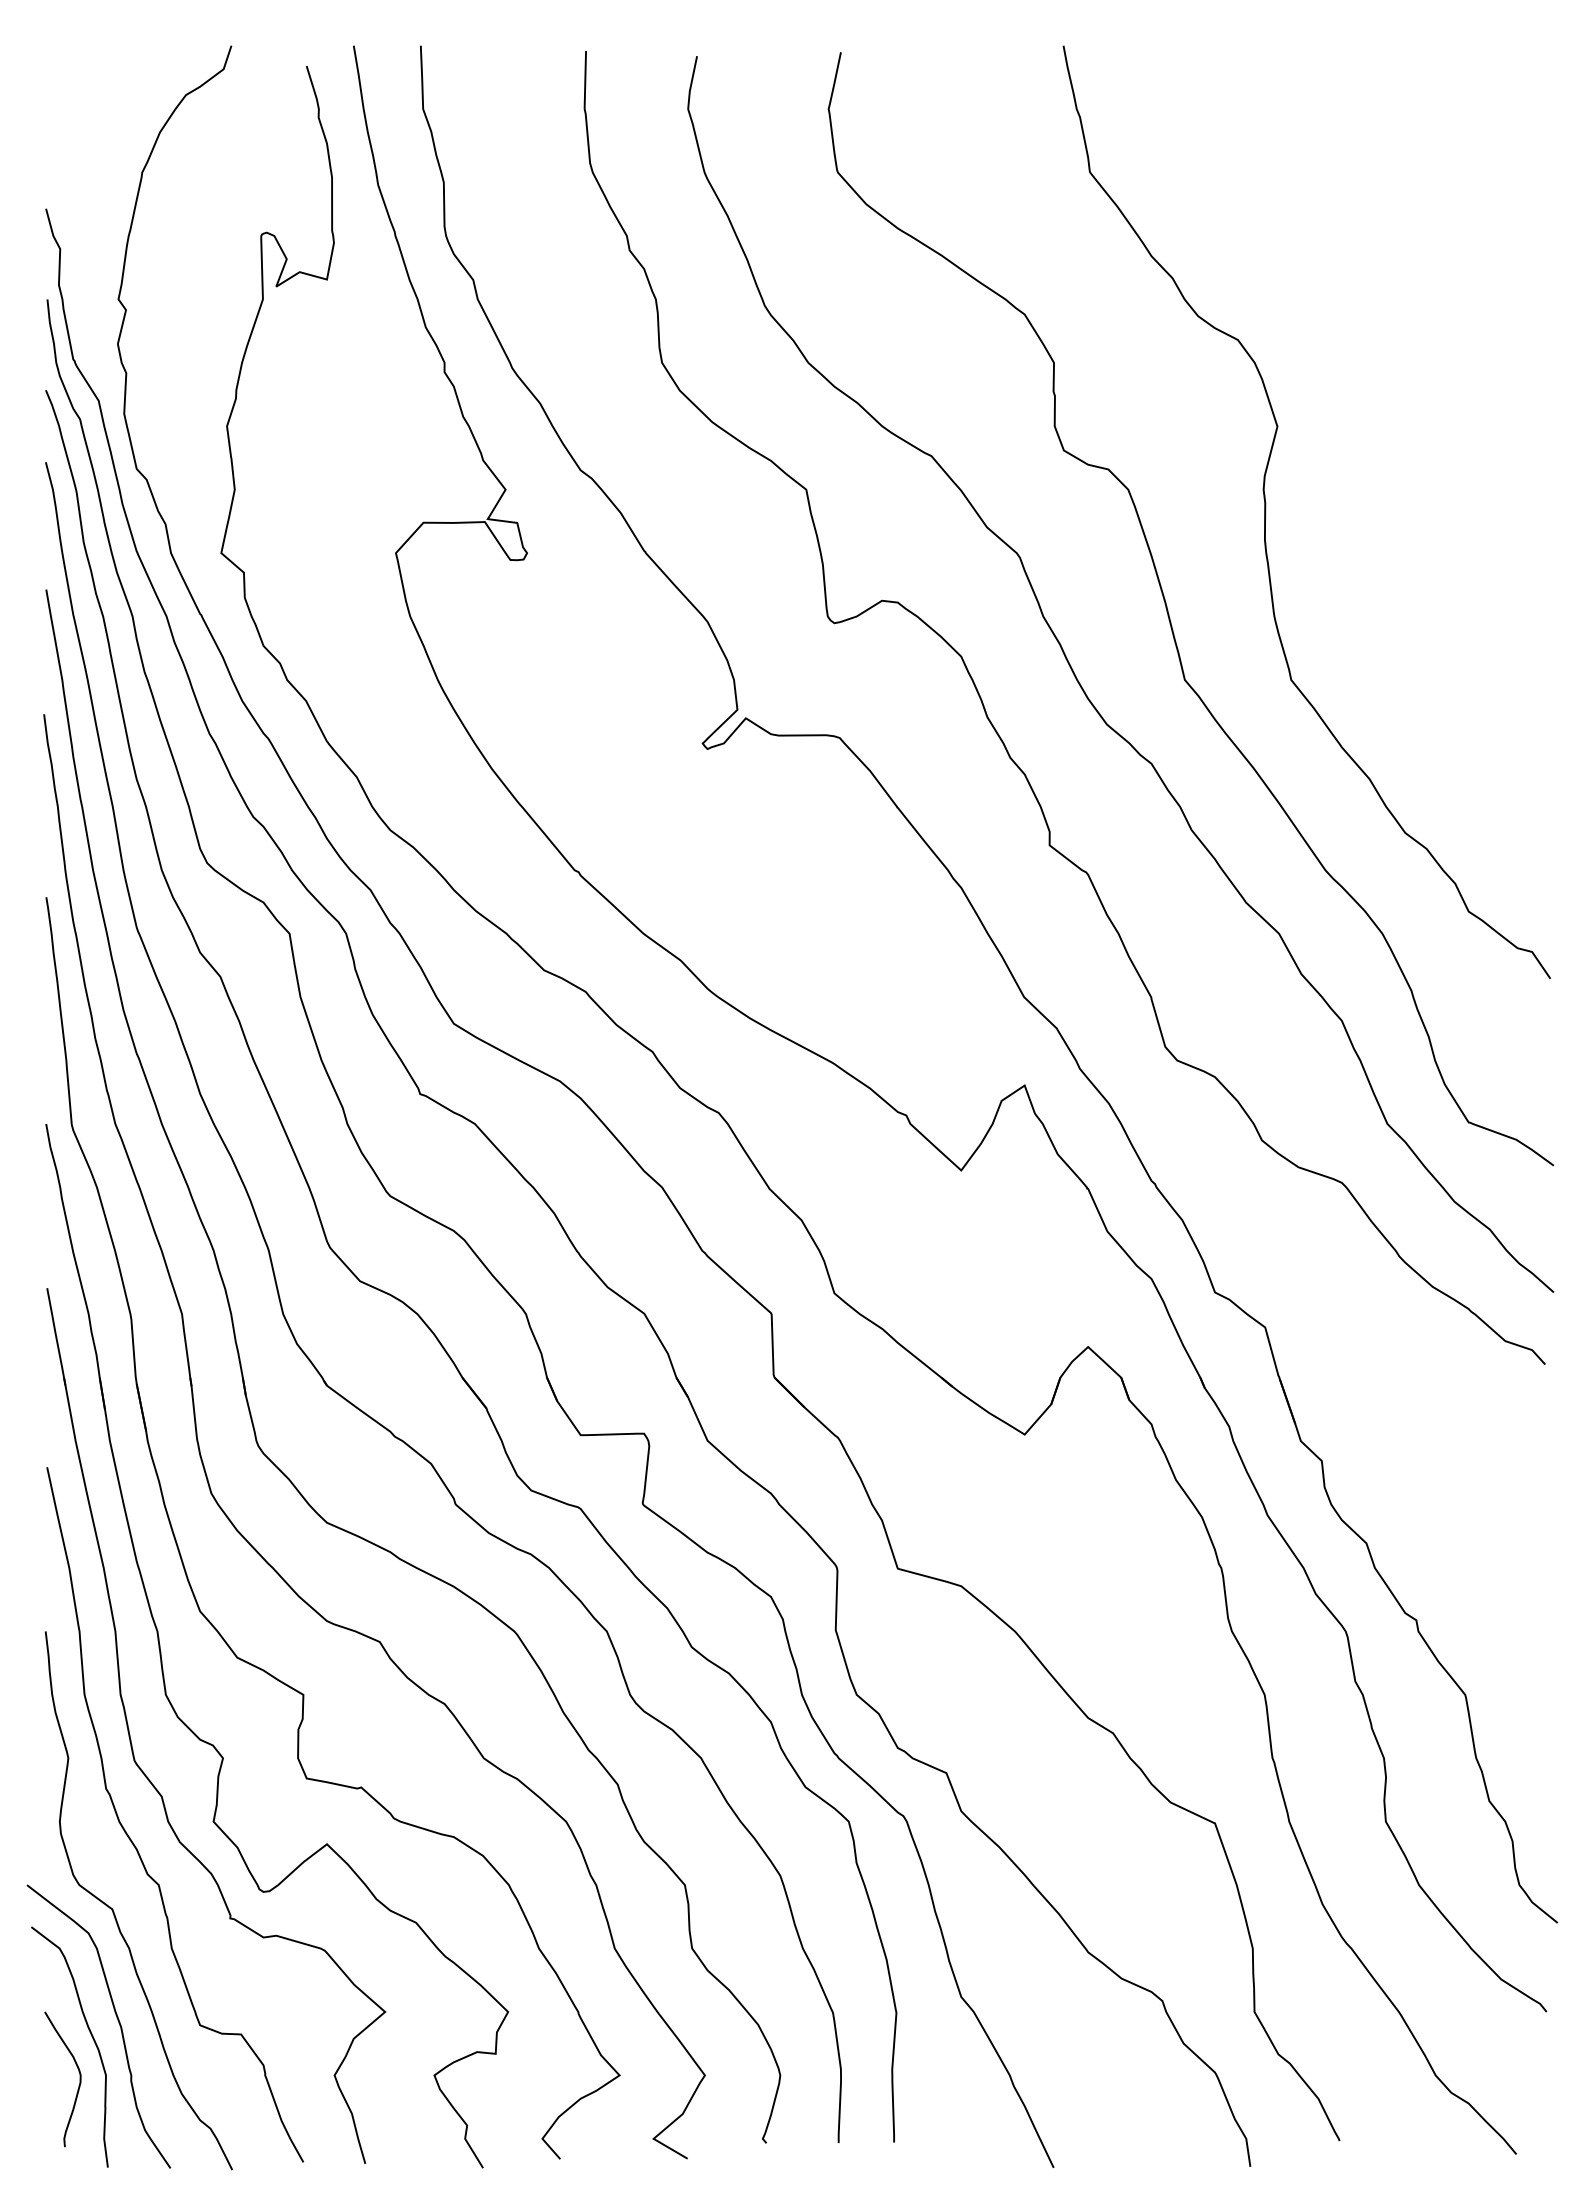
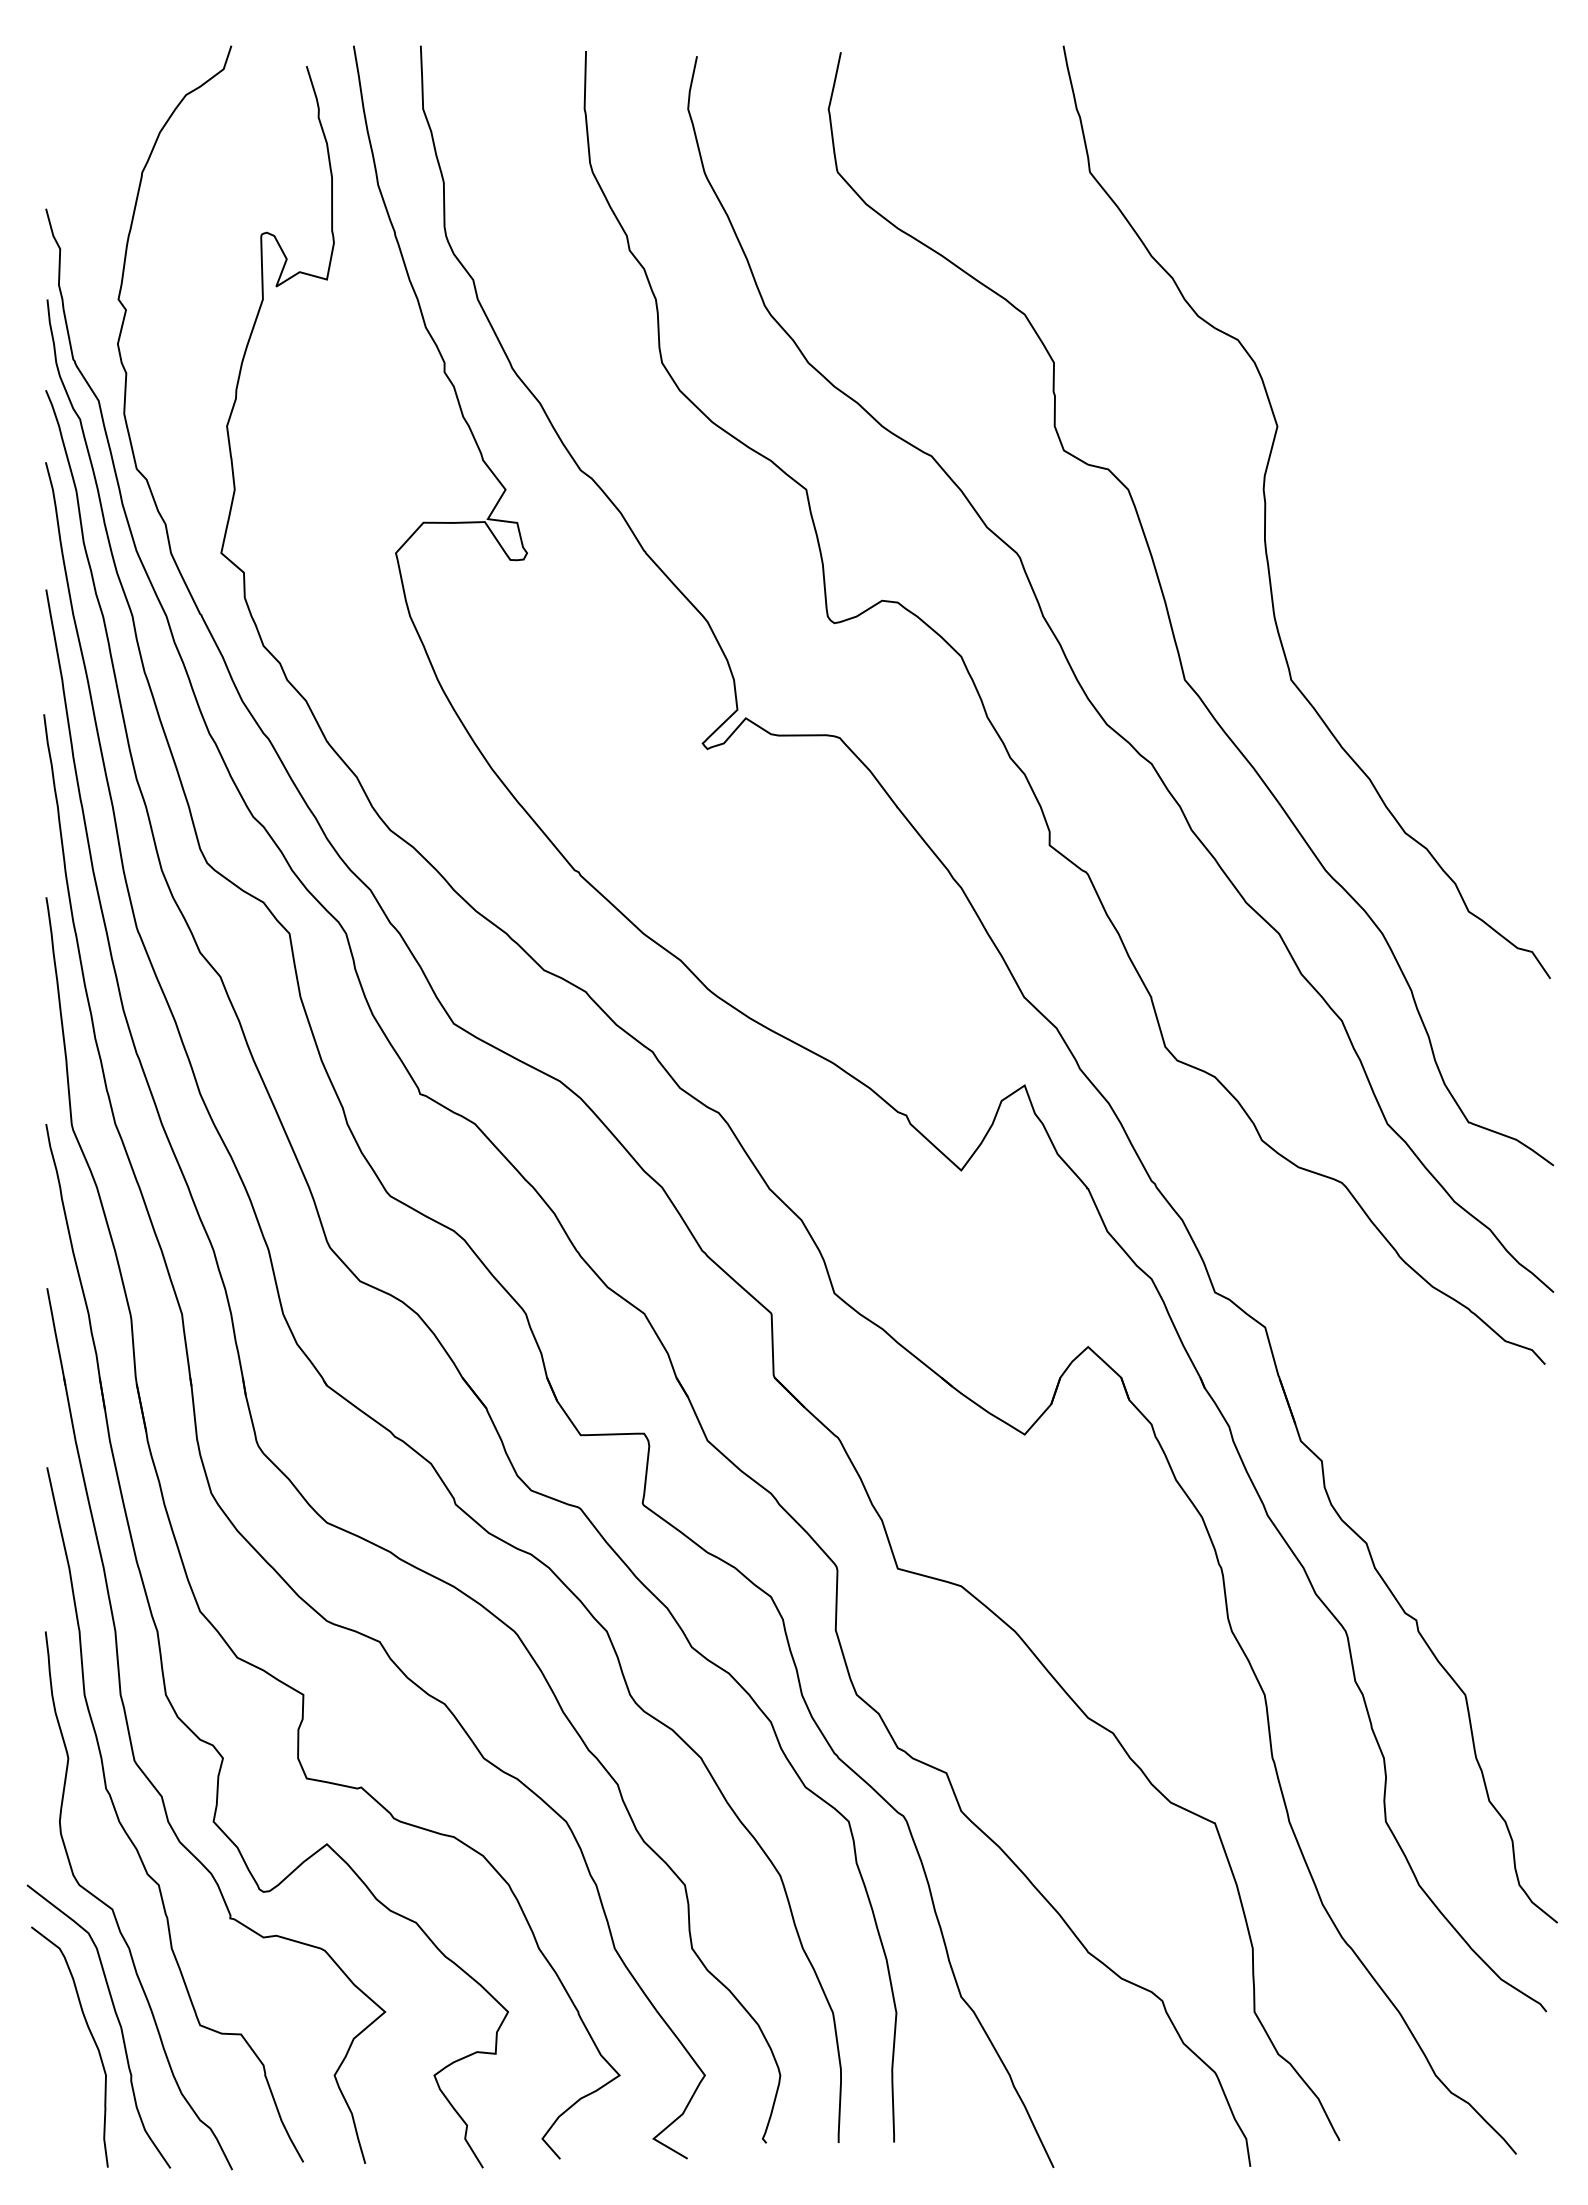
curve: present -> none (79, 2079)
